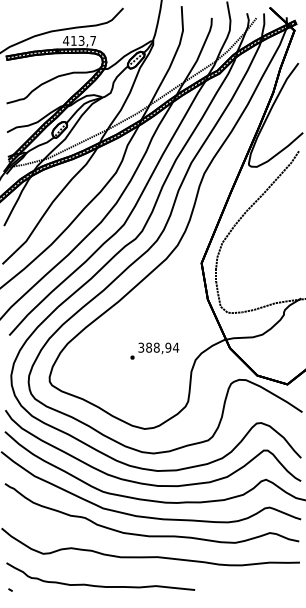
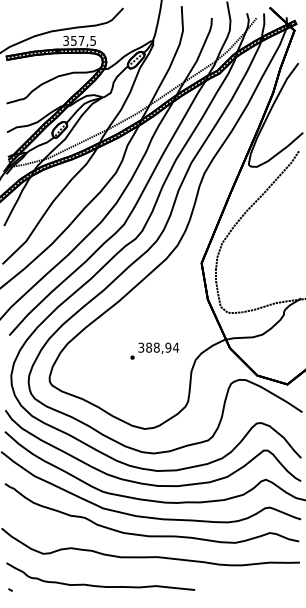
text: 413,7 -> 357,5 (79, 40)
